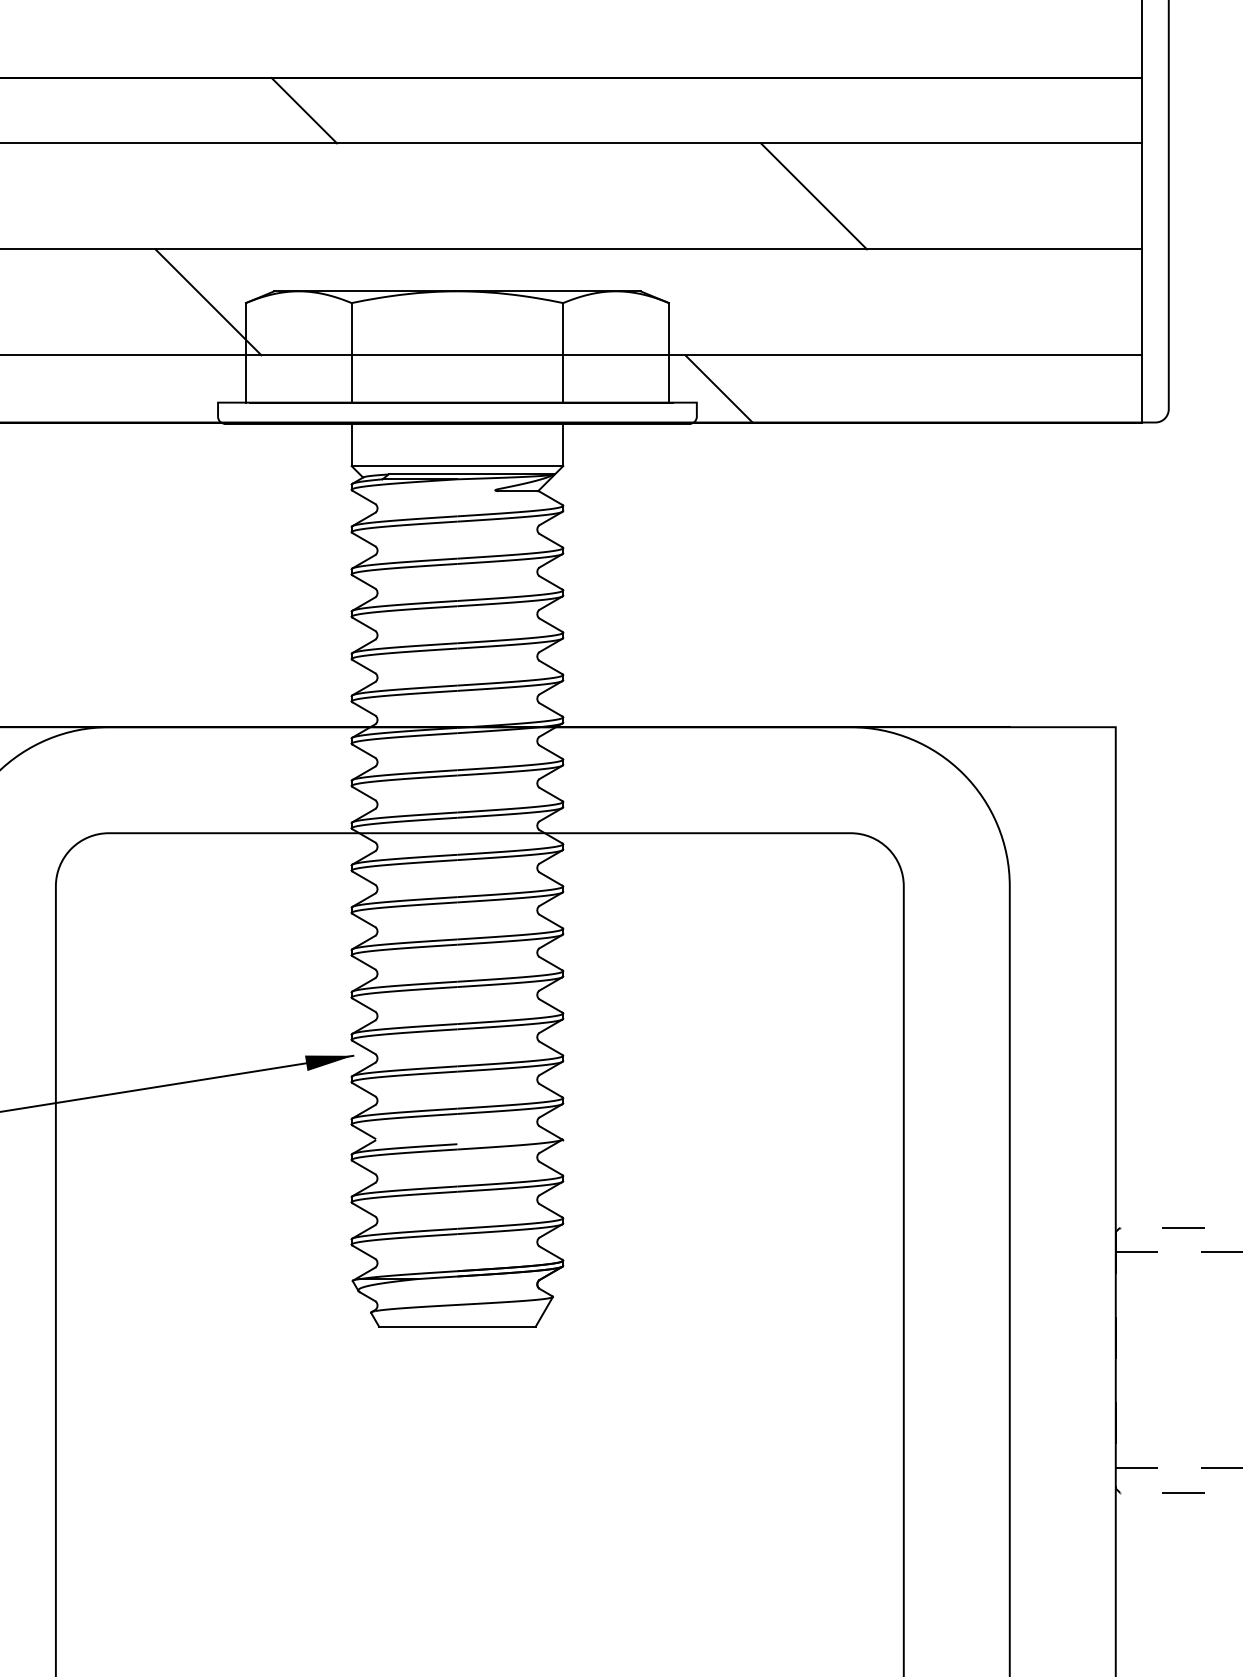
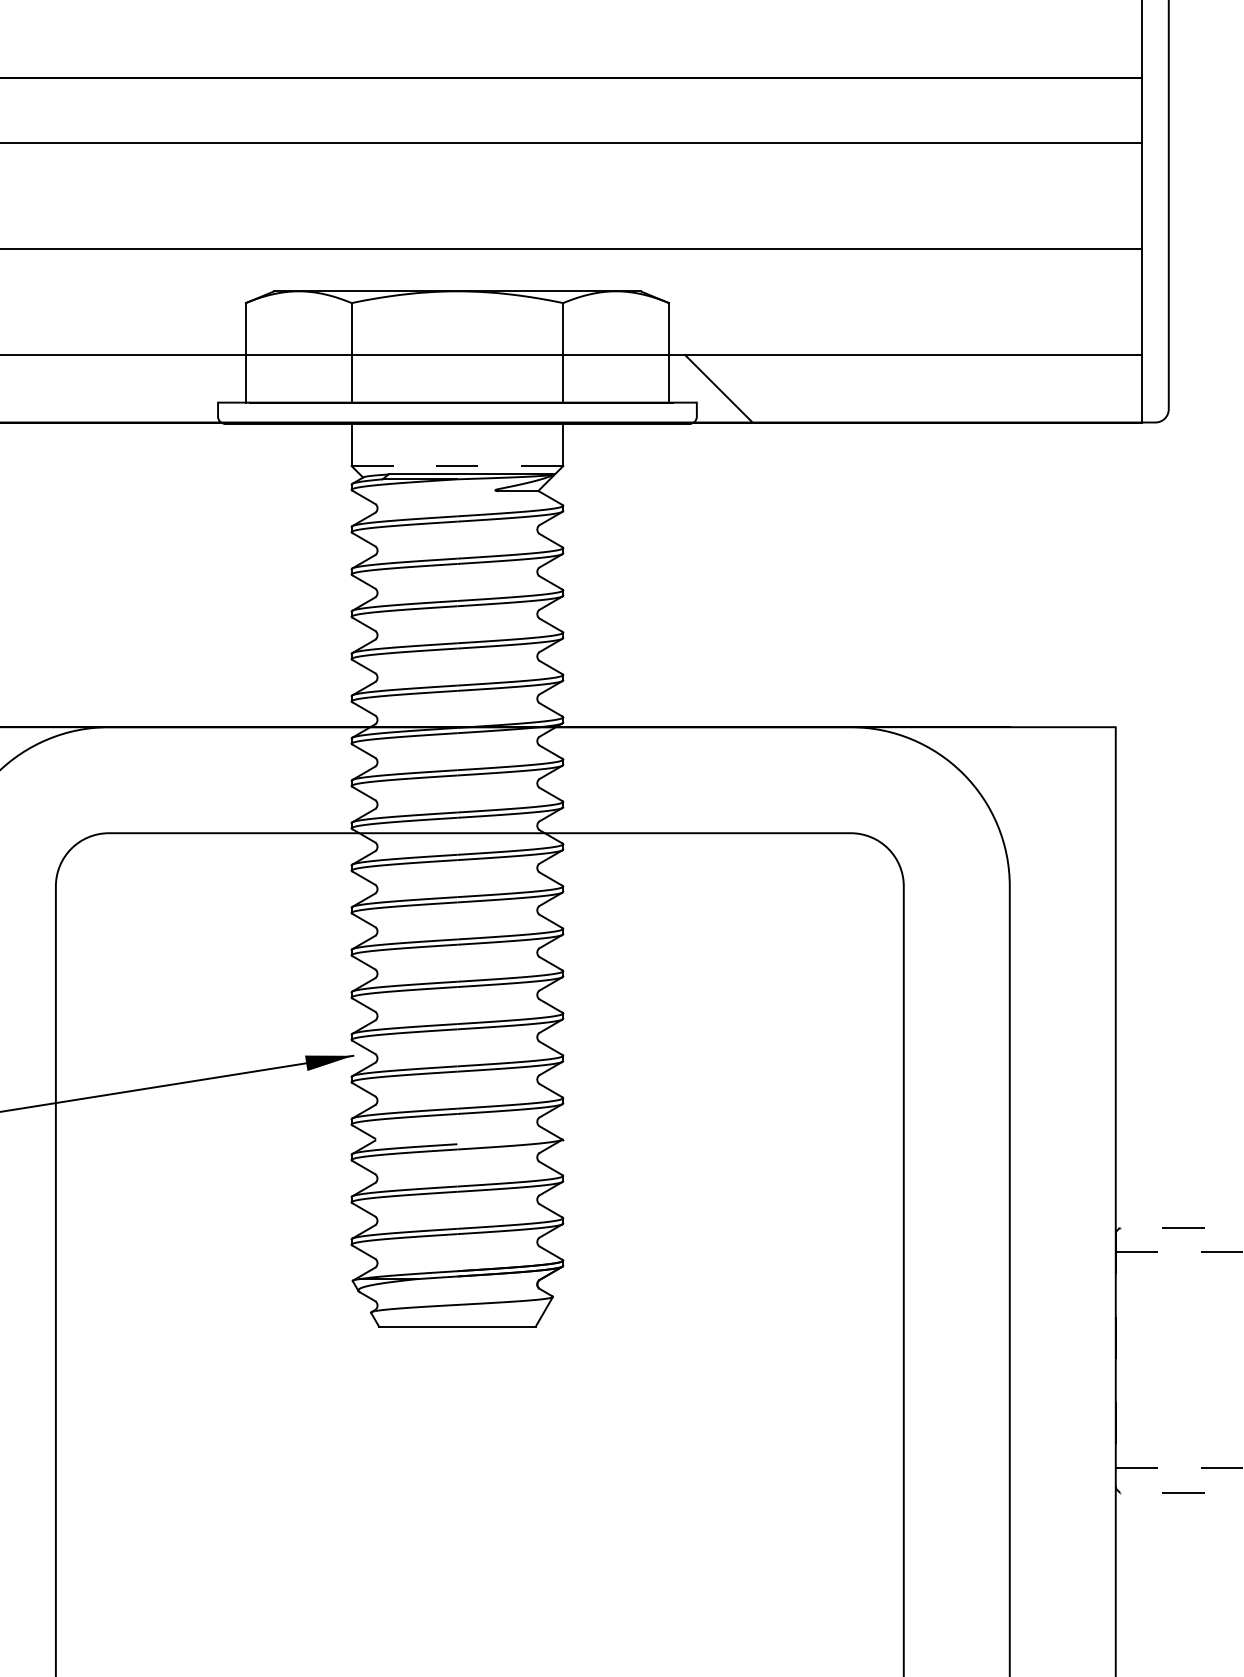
line: present -> none (304, 110)
line: present -> none (813, 196)
line: present -> none (208, 302)
line: solid -> dashed (457, 466)
